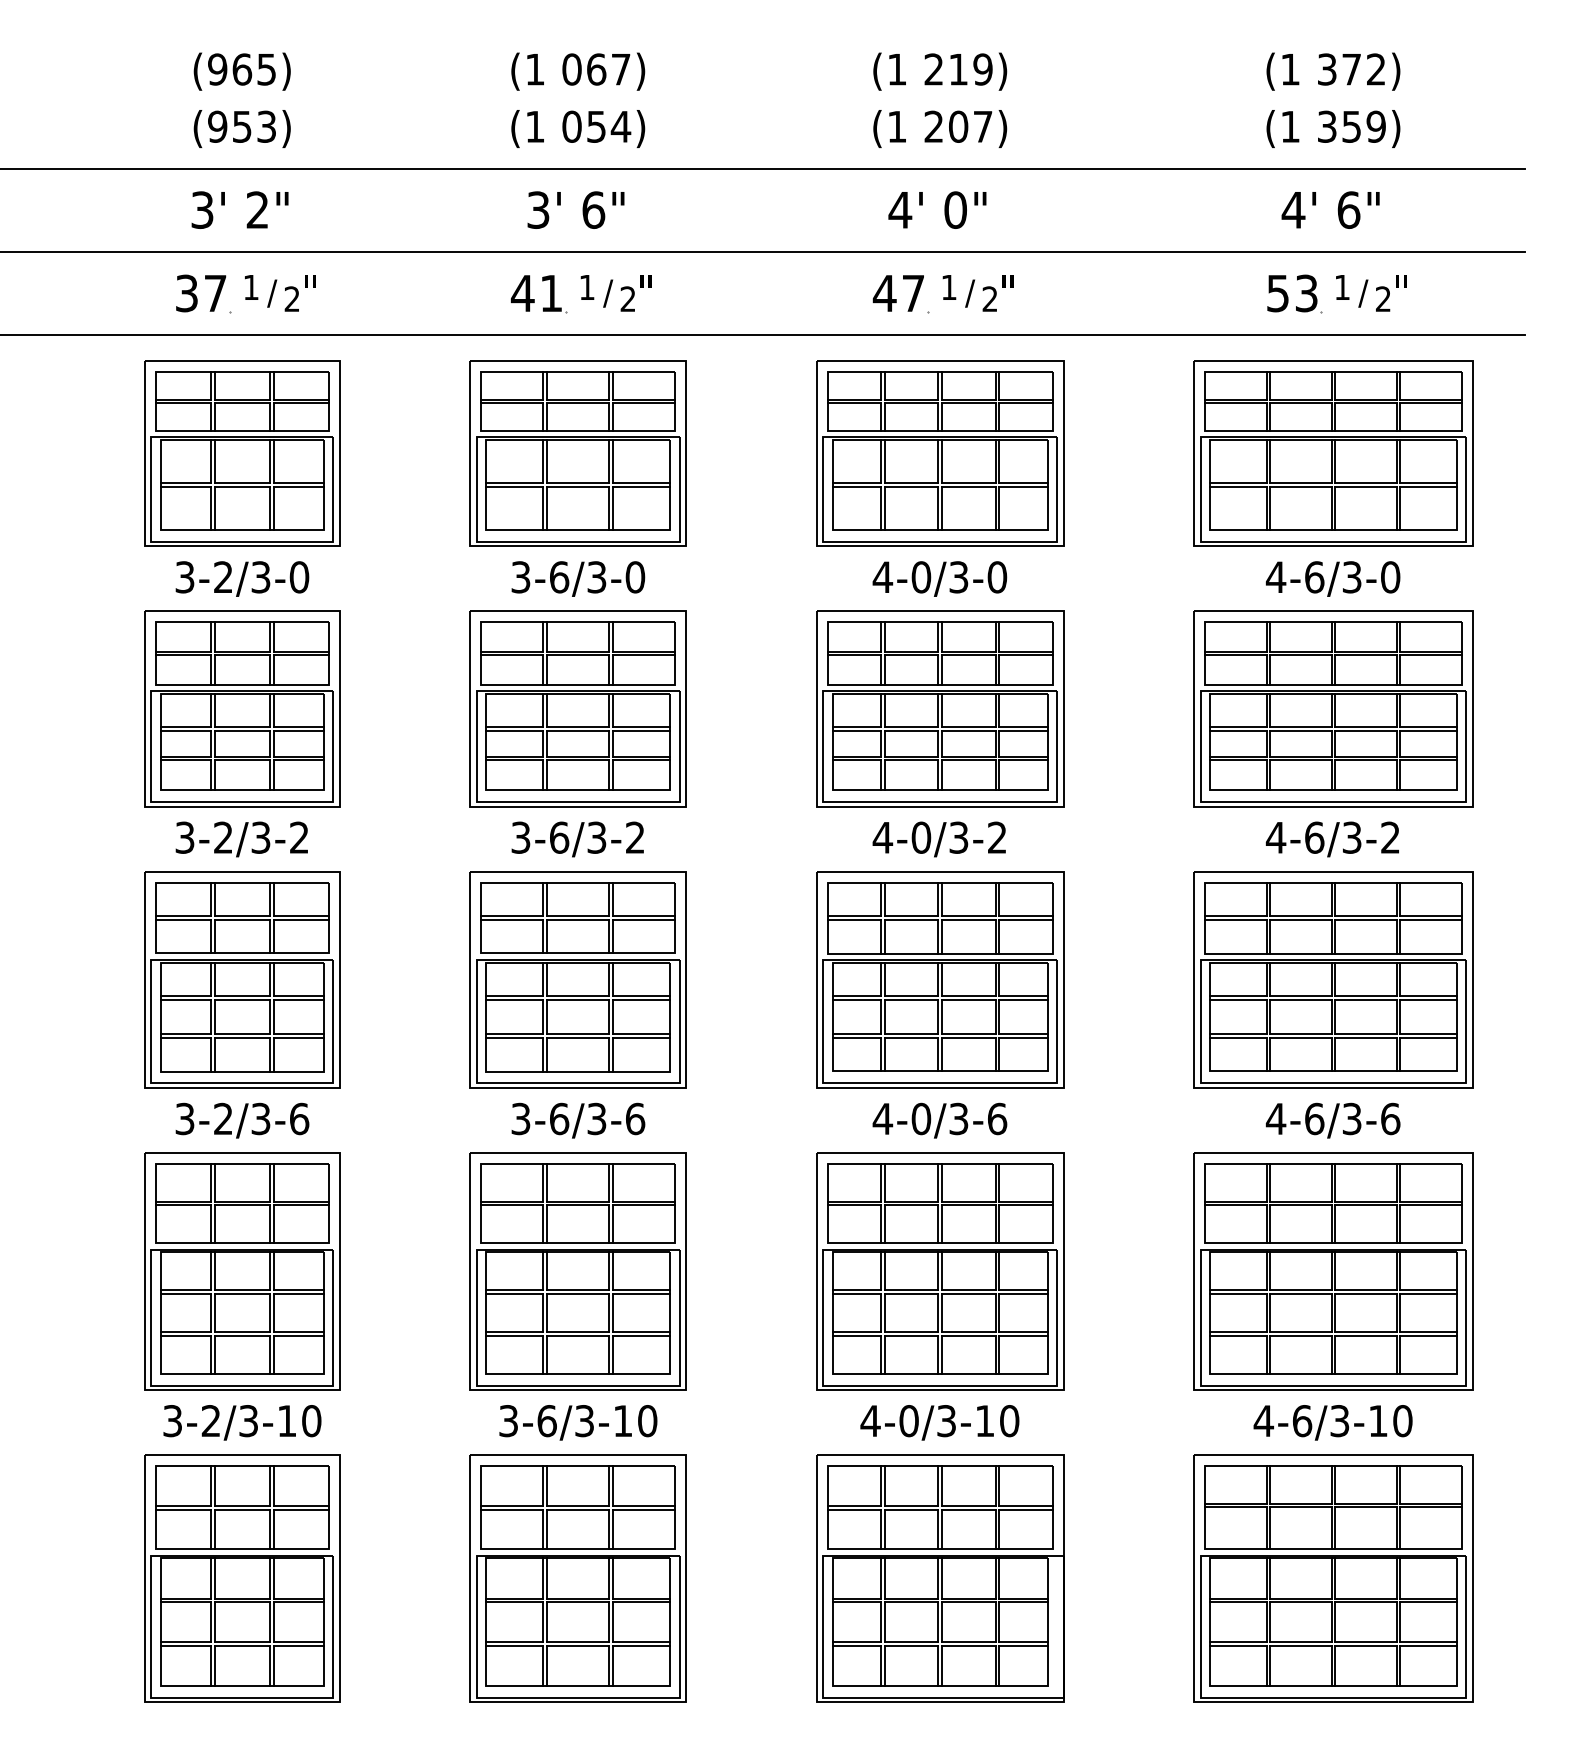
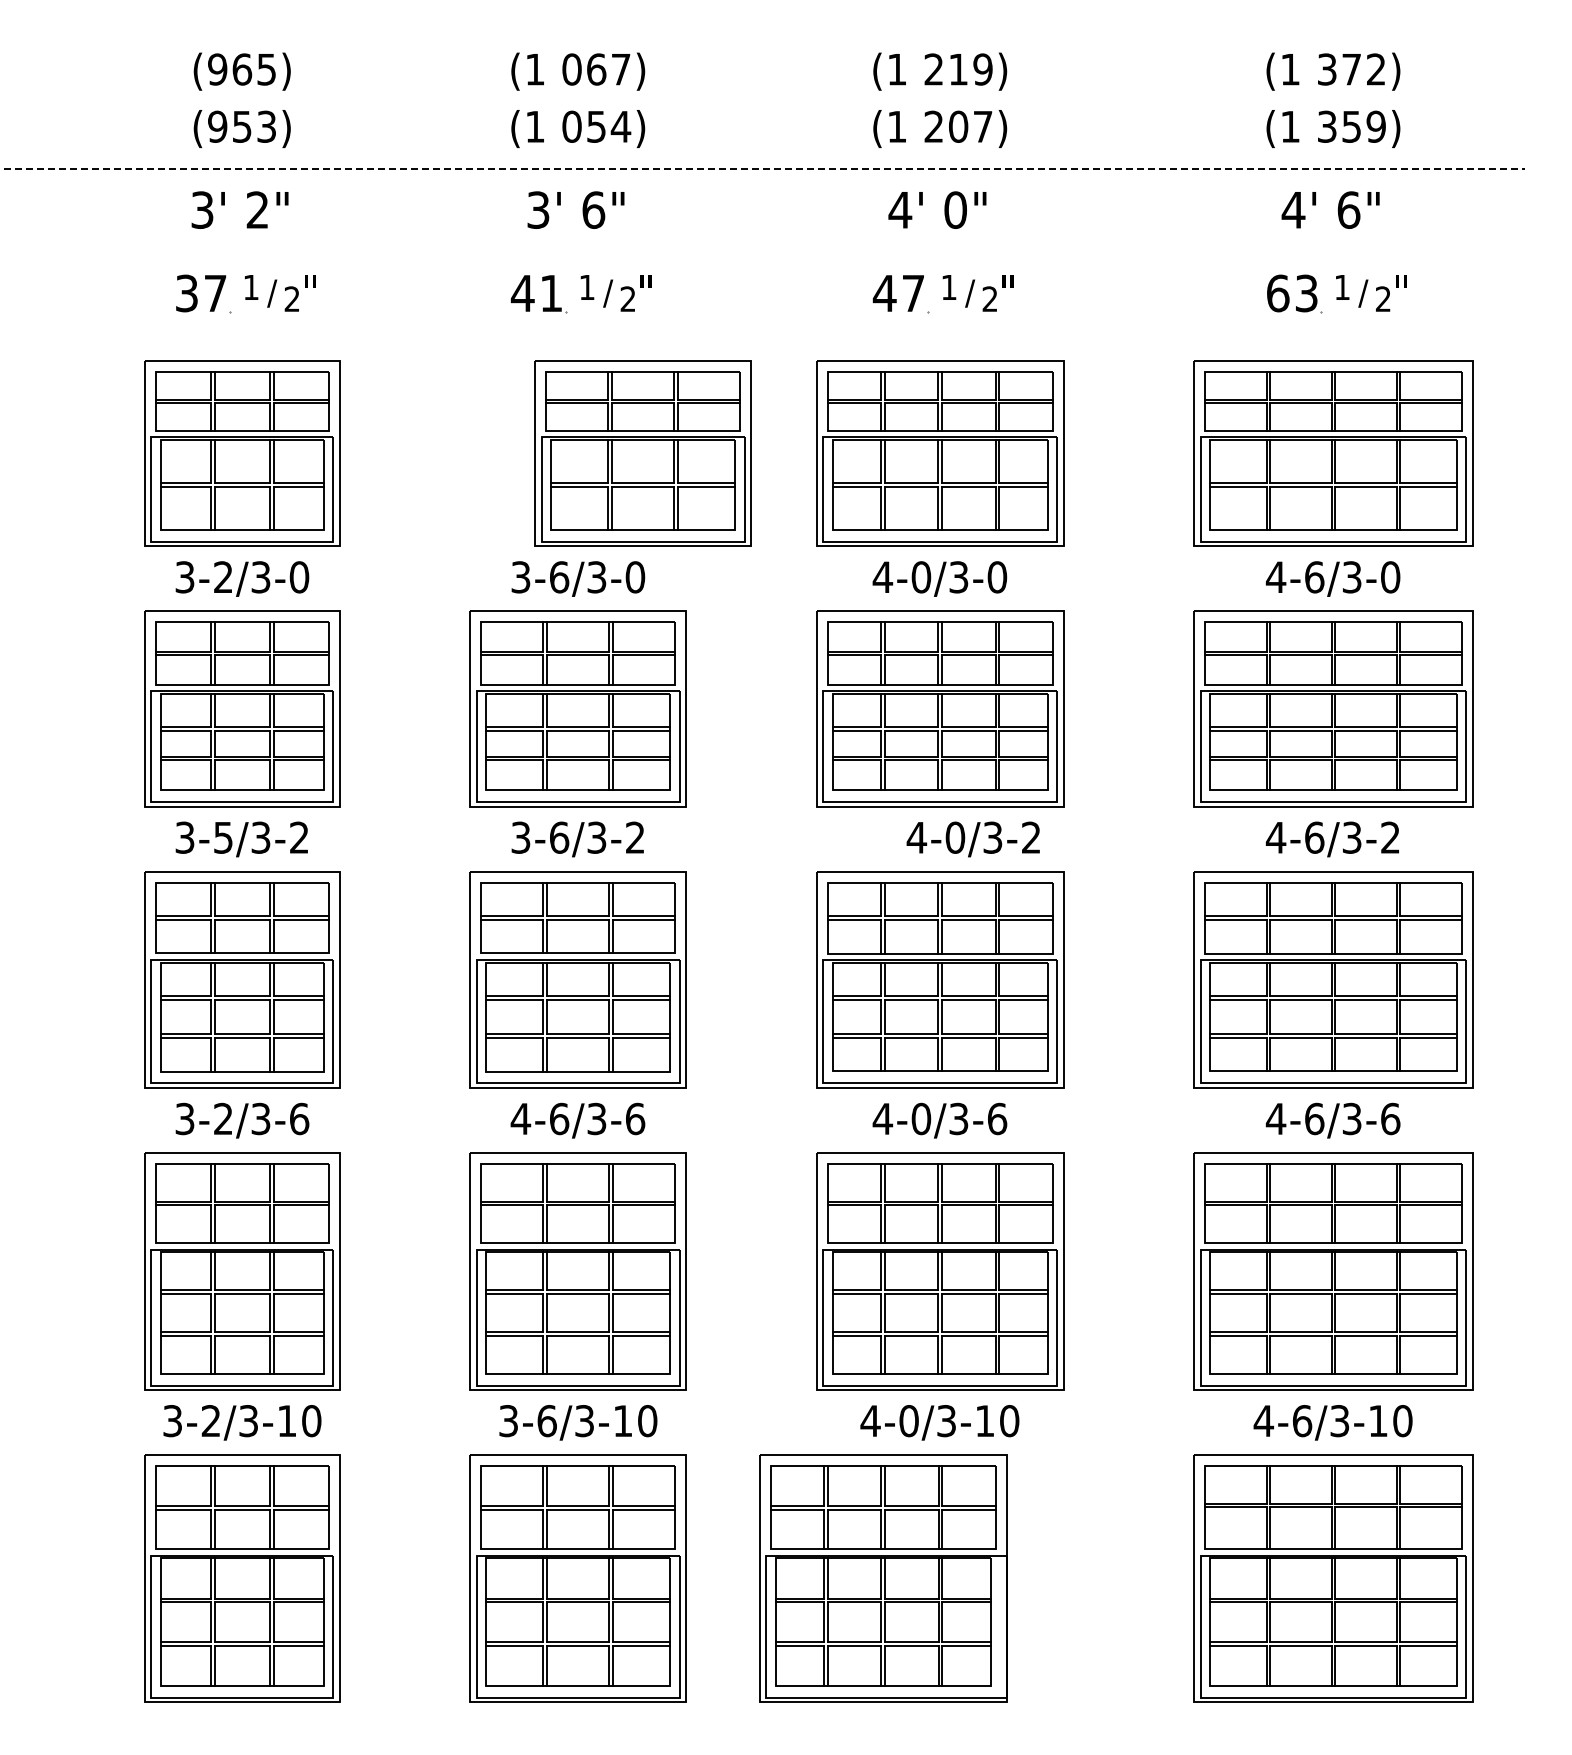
line: solid -> dashed (763, 168)
line: present -> none (763, 251)
text: 53 -> 63 (1278, 293)
line: present -> none (763, 335)
part position: (577, 453) -> (642, 453) (642, 453)
text: 3-2/3-2 -> 3-5/3-2 (223, 837)
text position: (938, 839) -> (972, 839) (972, 839)
text: 3-6/3-6 -> 4-6/3-6 (520, 1118)
part position: (940, 1578) -> (883, 1578) (883, 1578)
